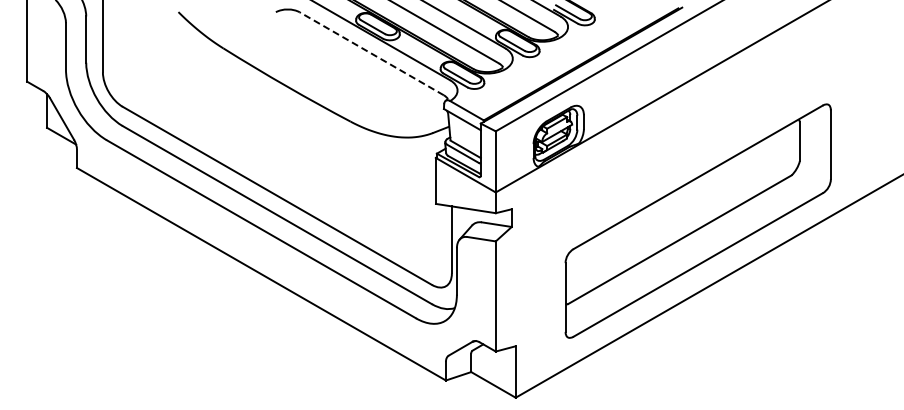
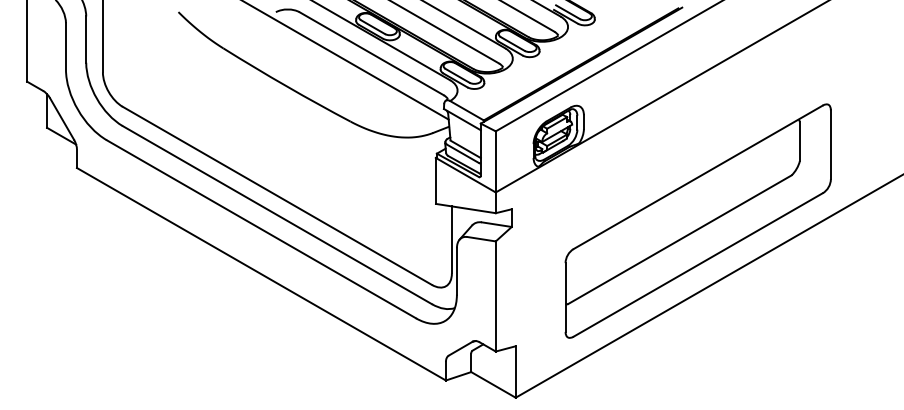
line: dashed -> solid (371, 53)
line: none -> present (346, 60)
